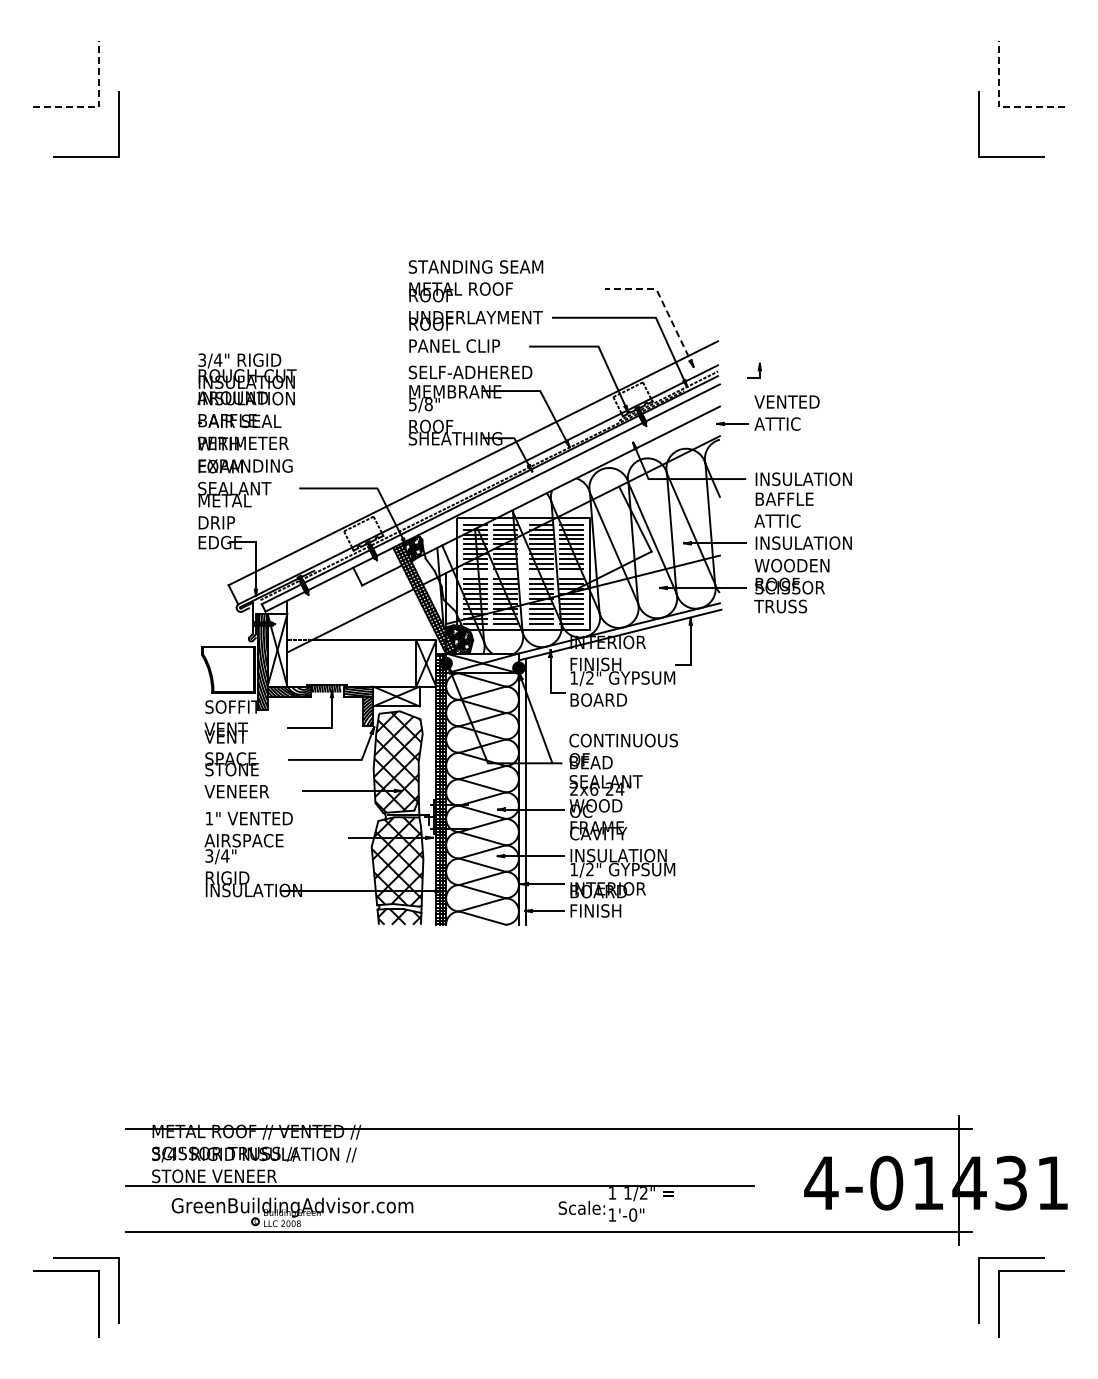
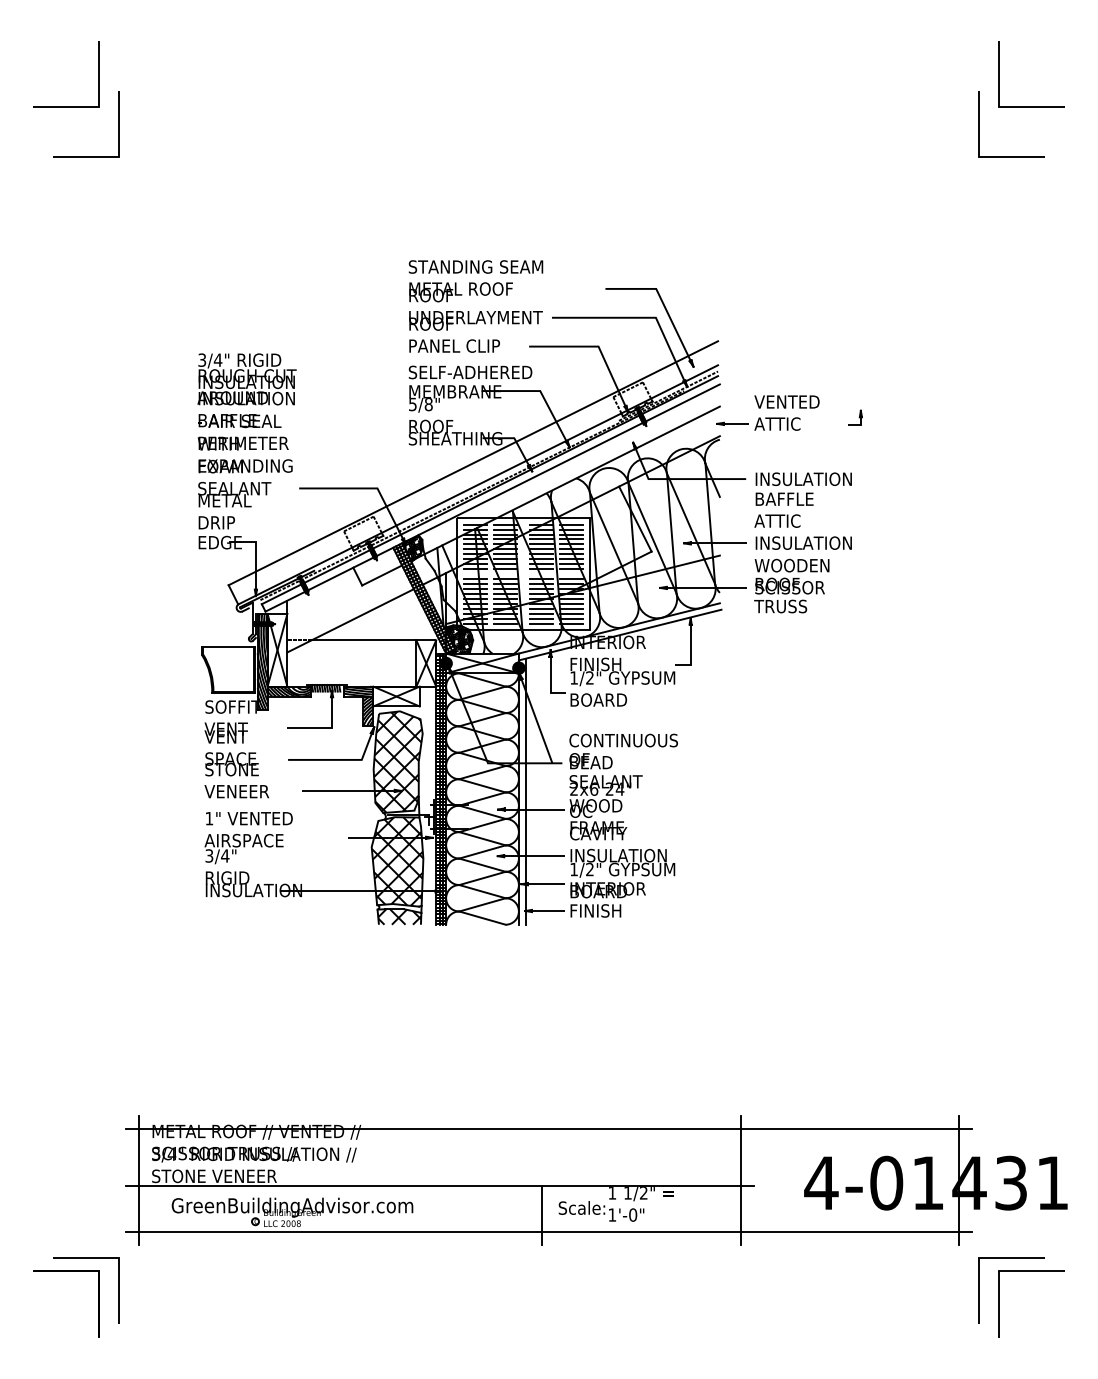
line: dashed -> solid (99, 107)
line: dashed -> solid (998, 107)
line: dashed -> solid (663, 304)
part position: (754, 370) -> (855, 417) (855, 417)
line: none -> present (138, 1180)
line: none -> present (740, 1180)
line: none -> present (541, 1215)
